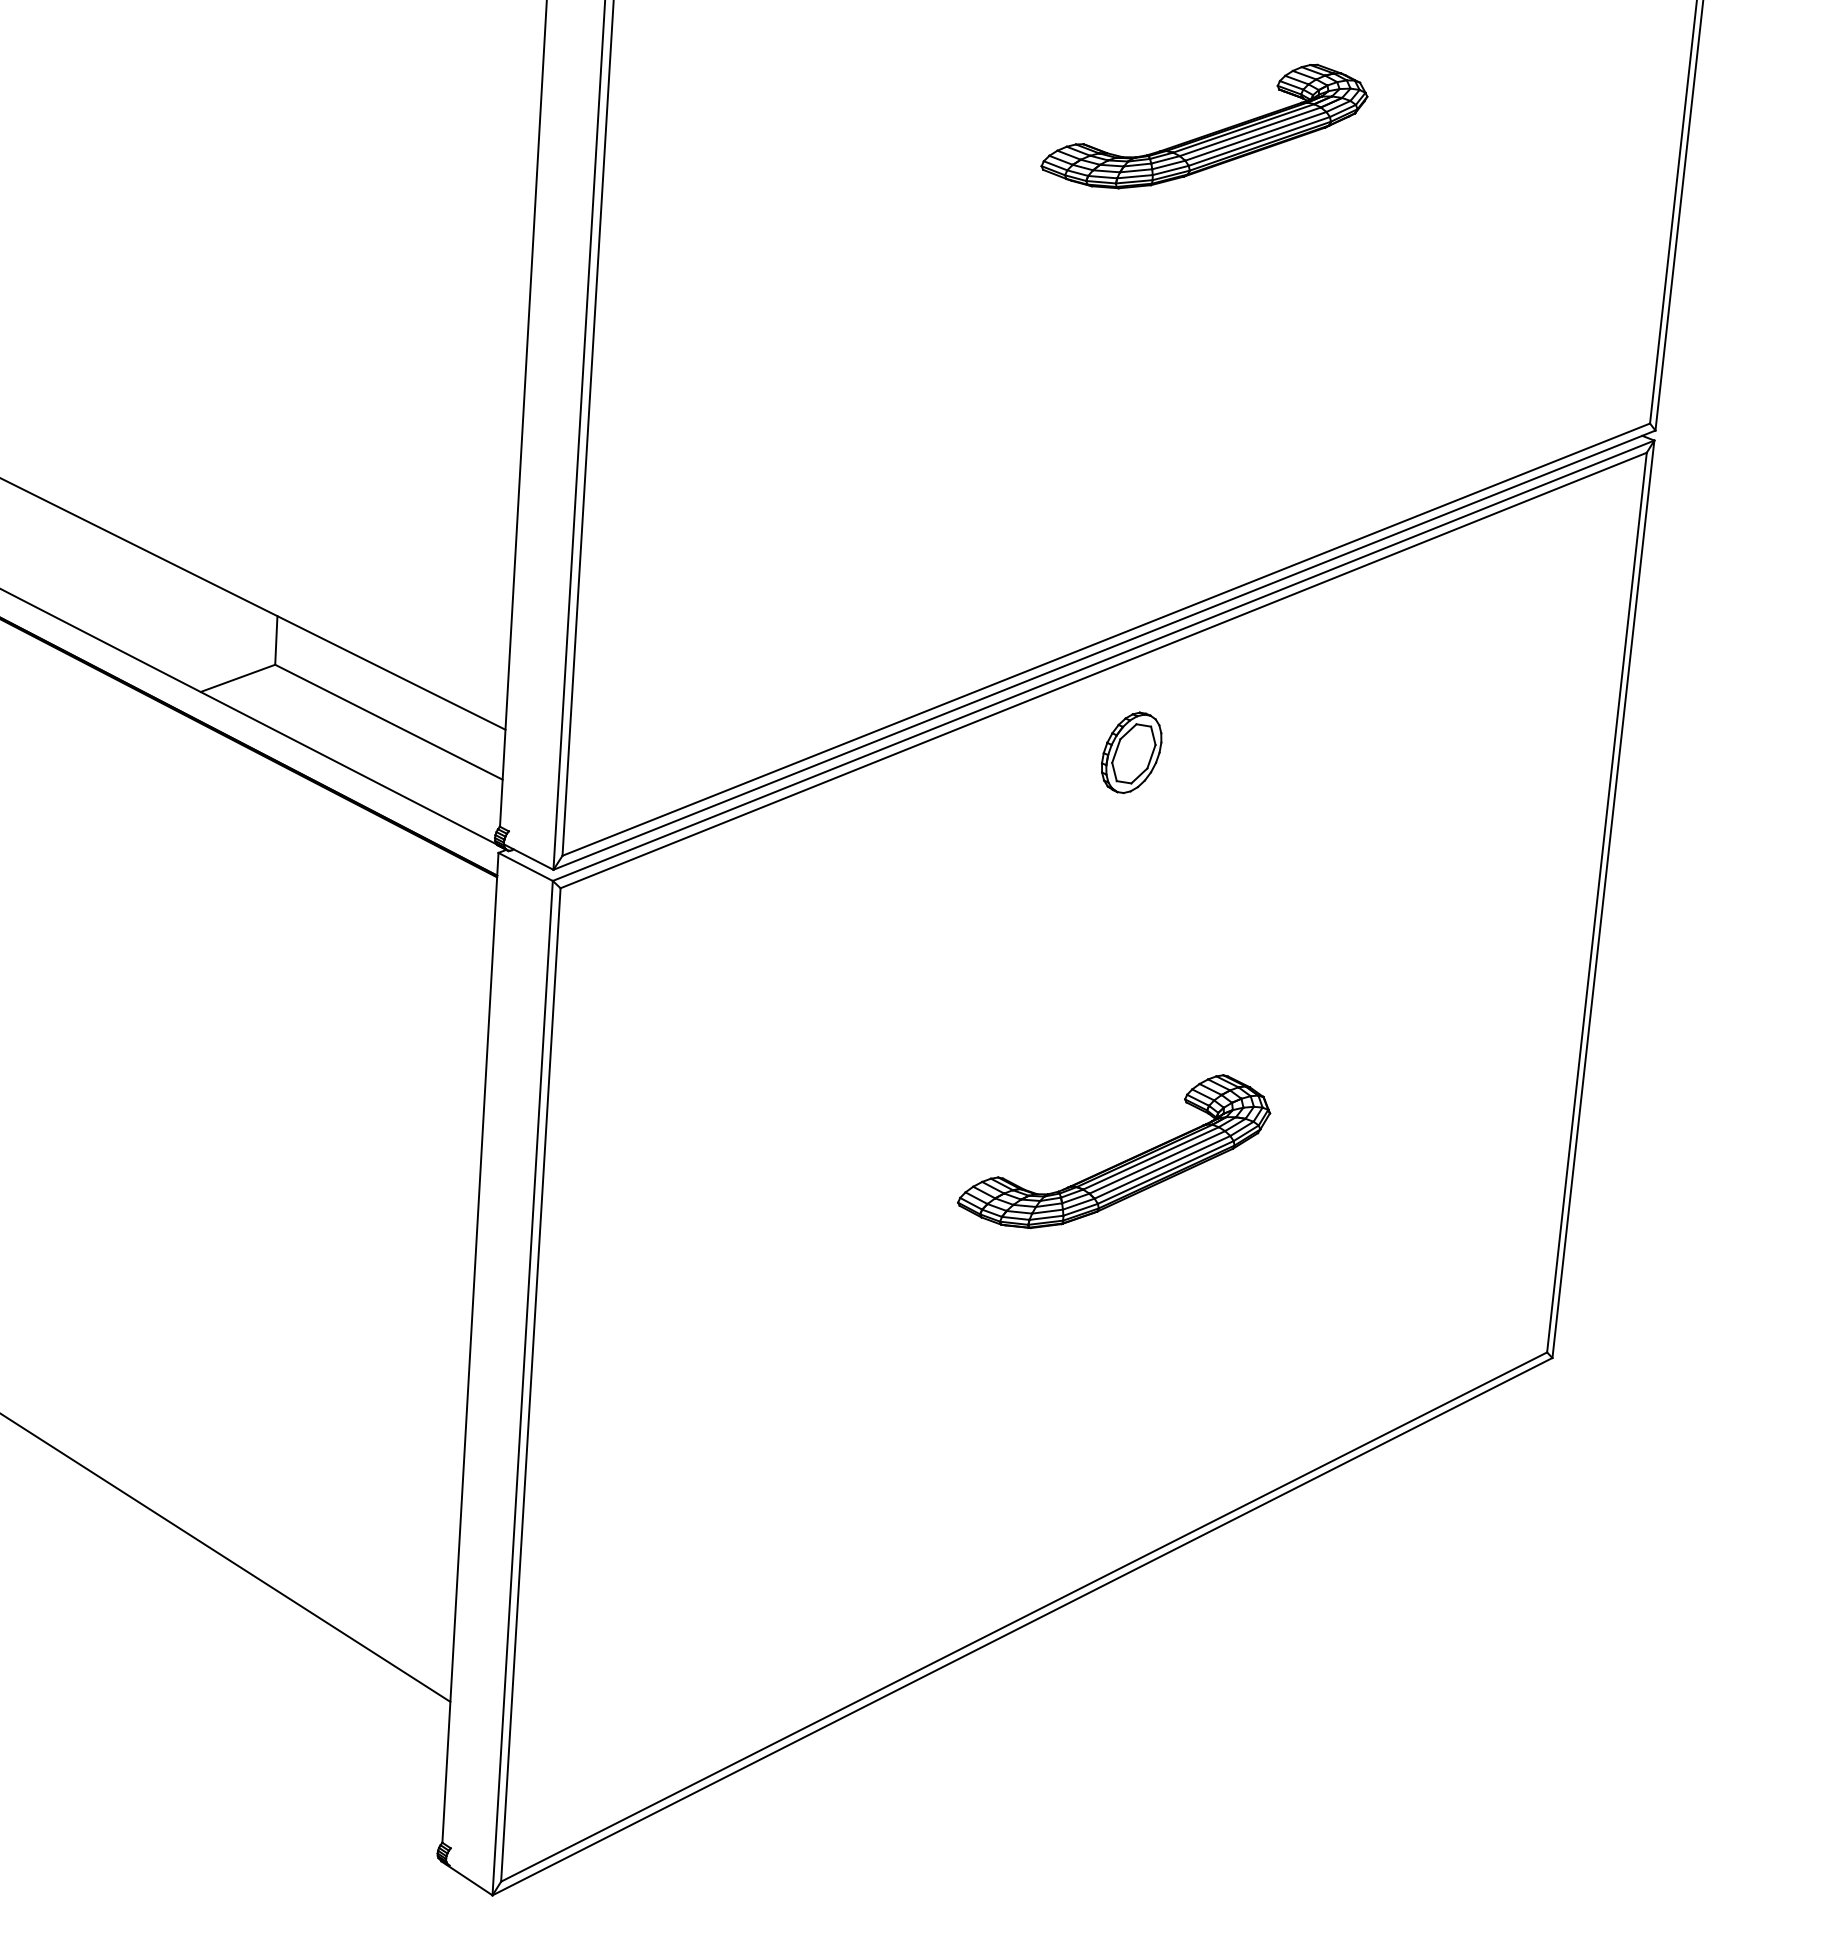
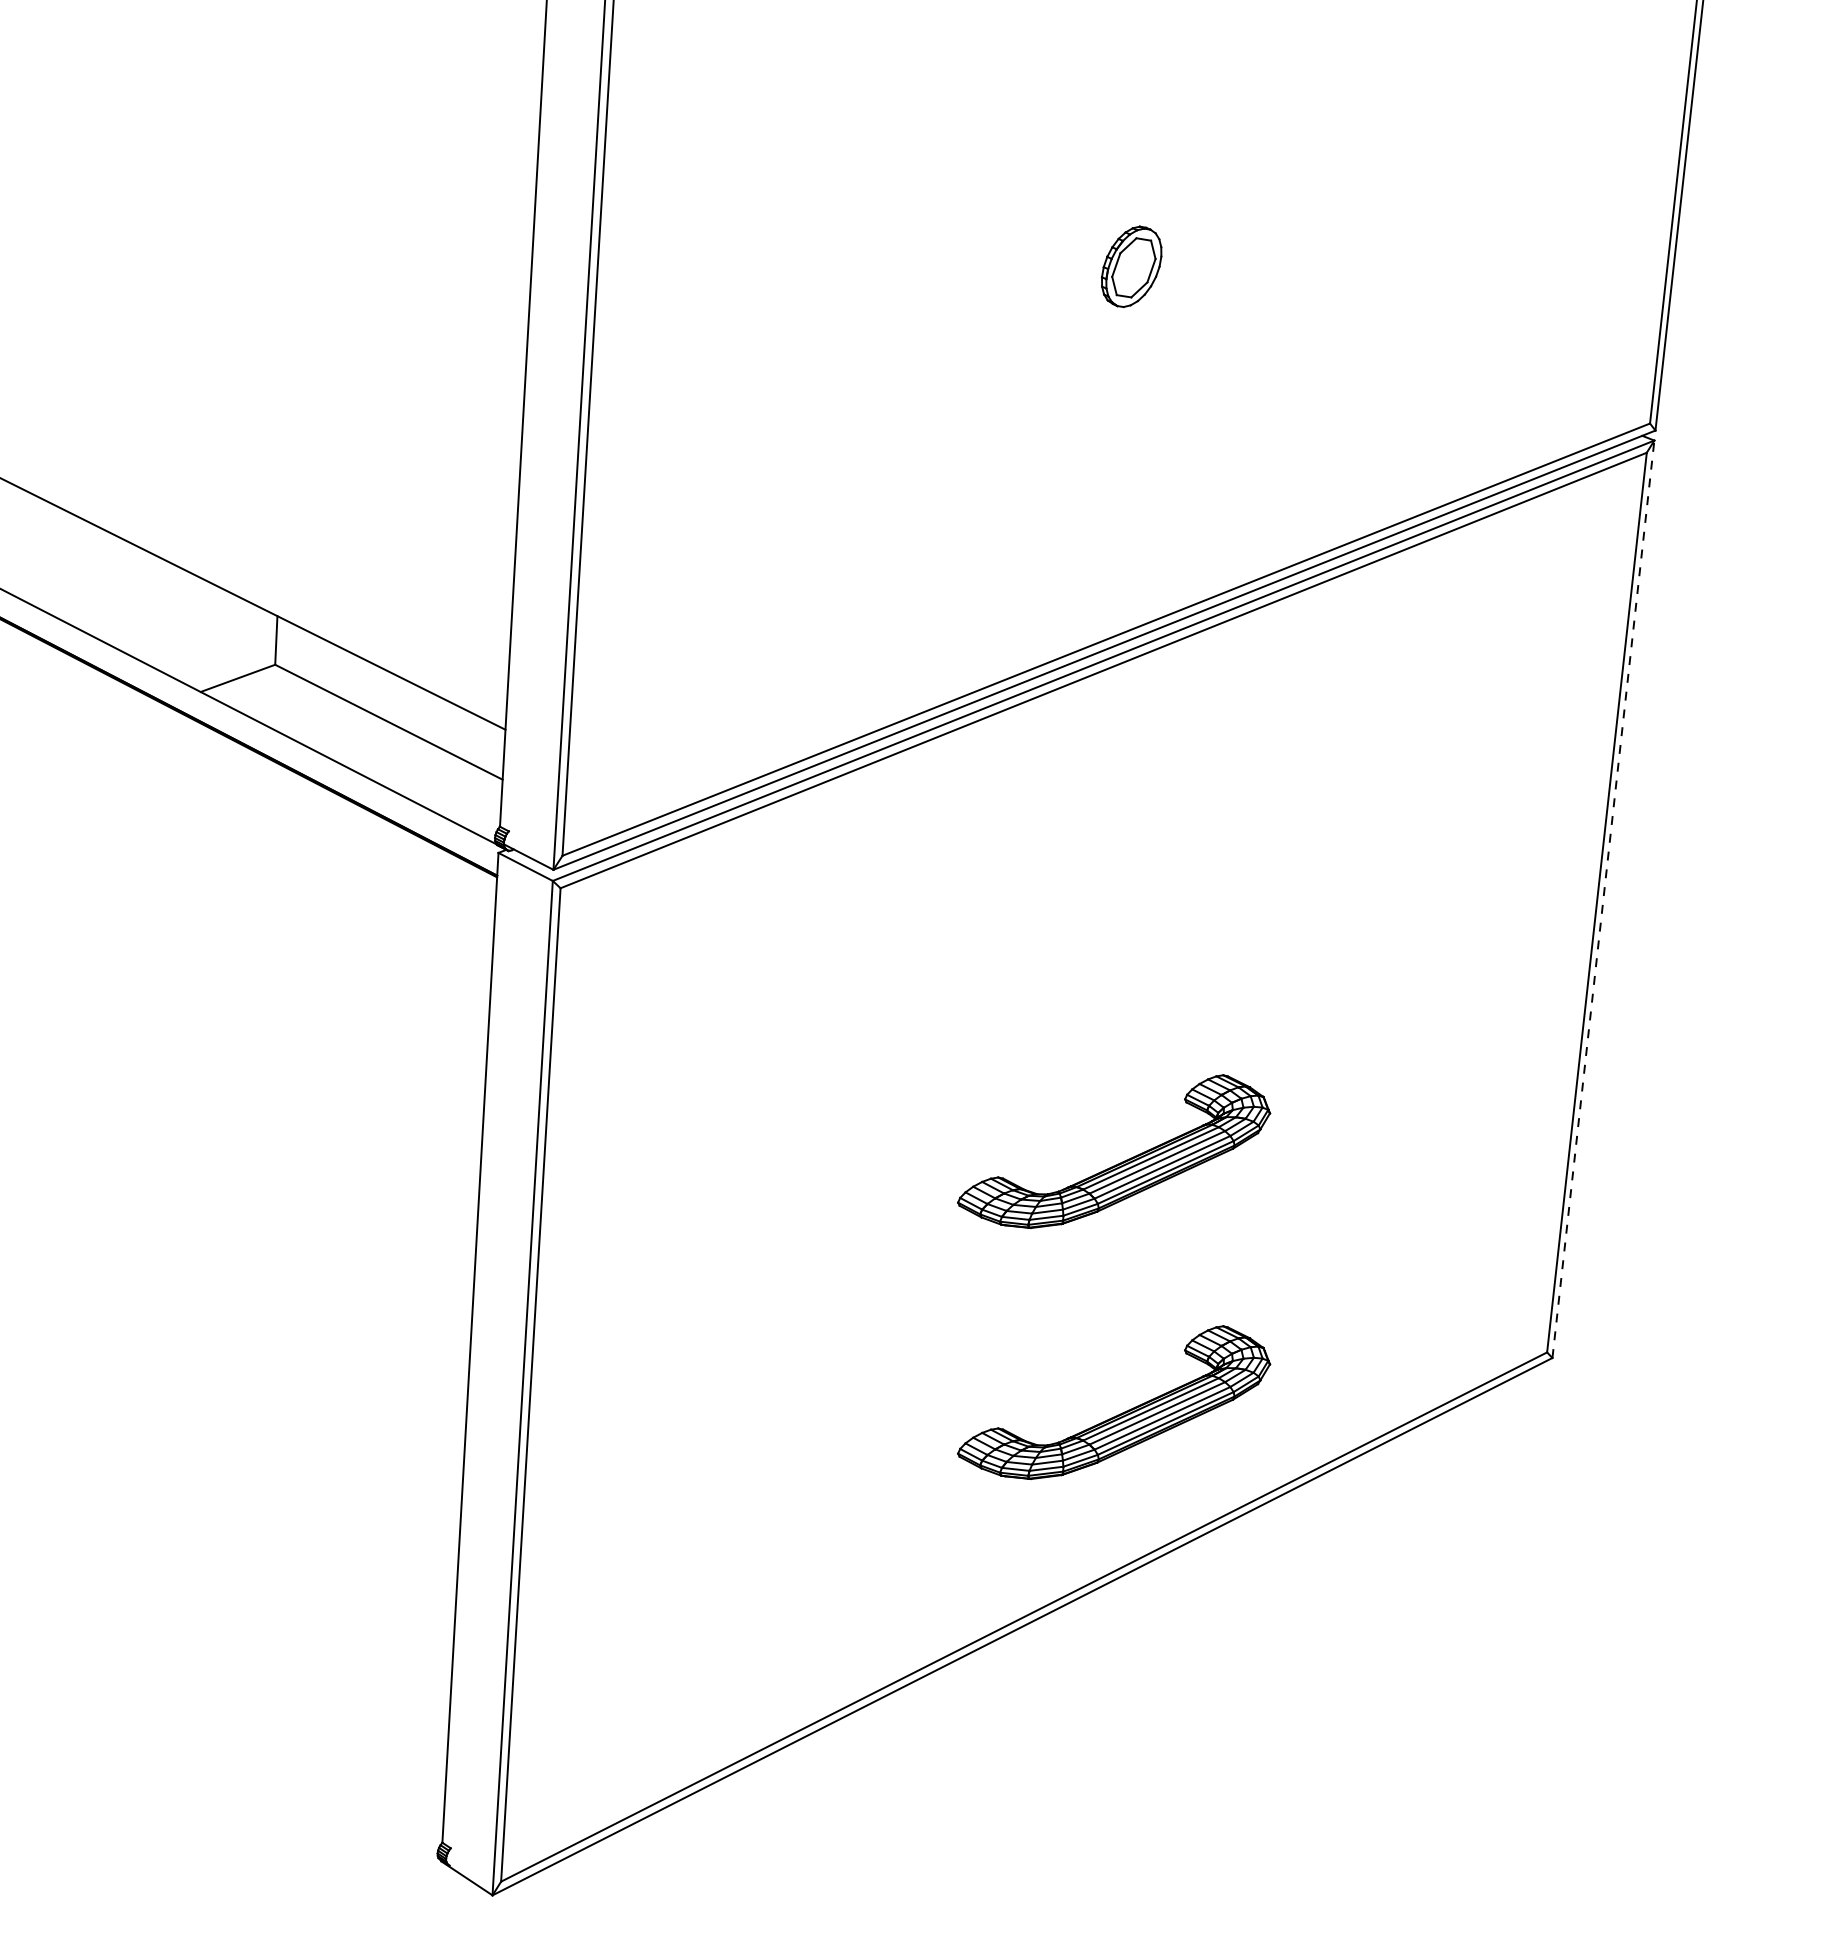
part: present -> none (1208, 133)
part position: (1131, 752) -> (1131, 266) (1131, 266)
line: solid -> dashed (1603, 899)
part: none -> present (1120, 1413)
line: present -> none (226, 1557)
